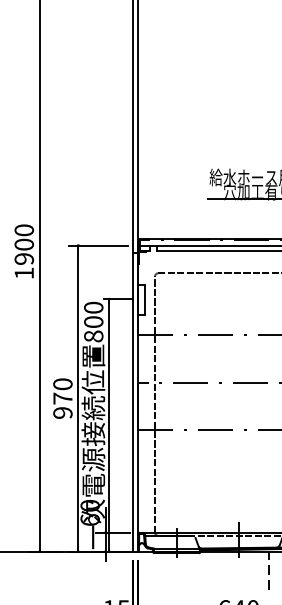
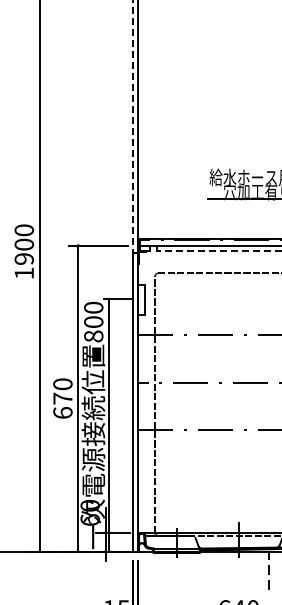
line: solid -> dashed (133, 126)
line: solid -> dashed (218, 250)
text: 970 -> 670 (62, 412)
